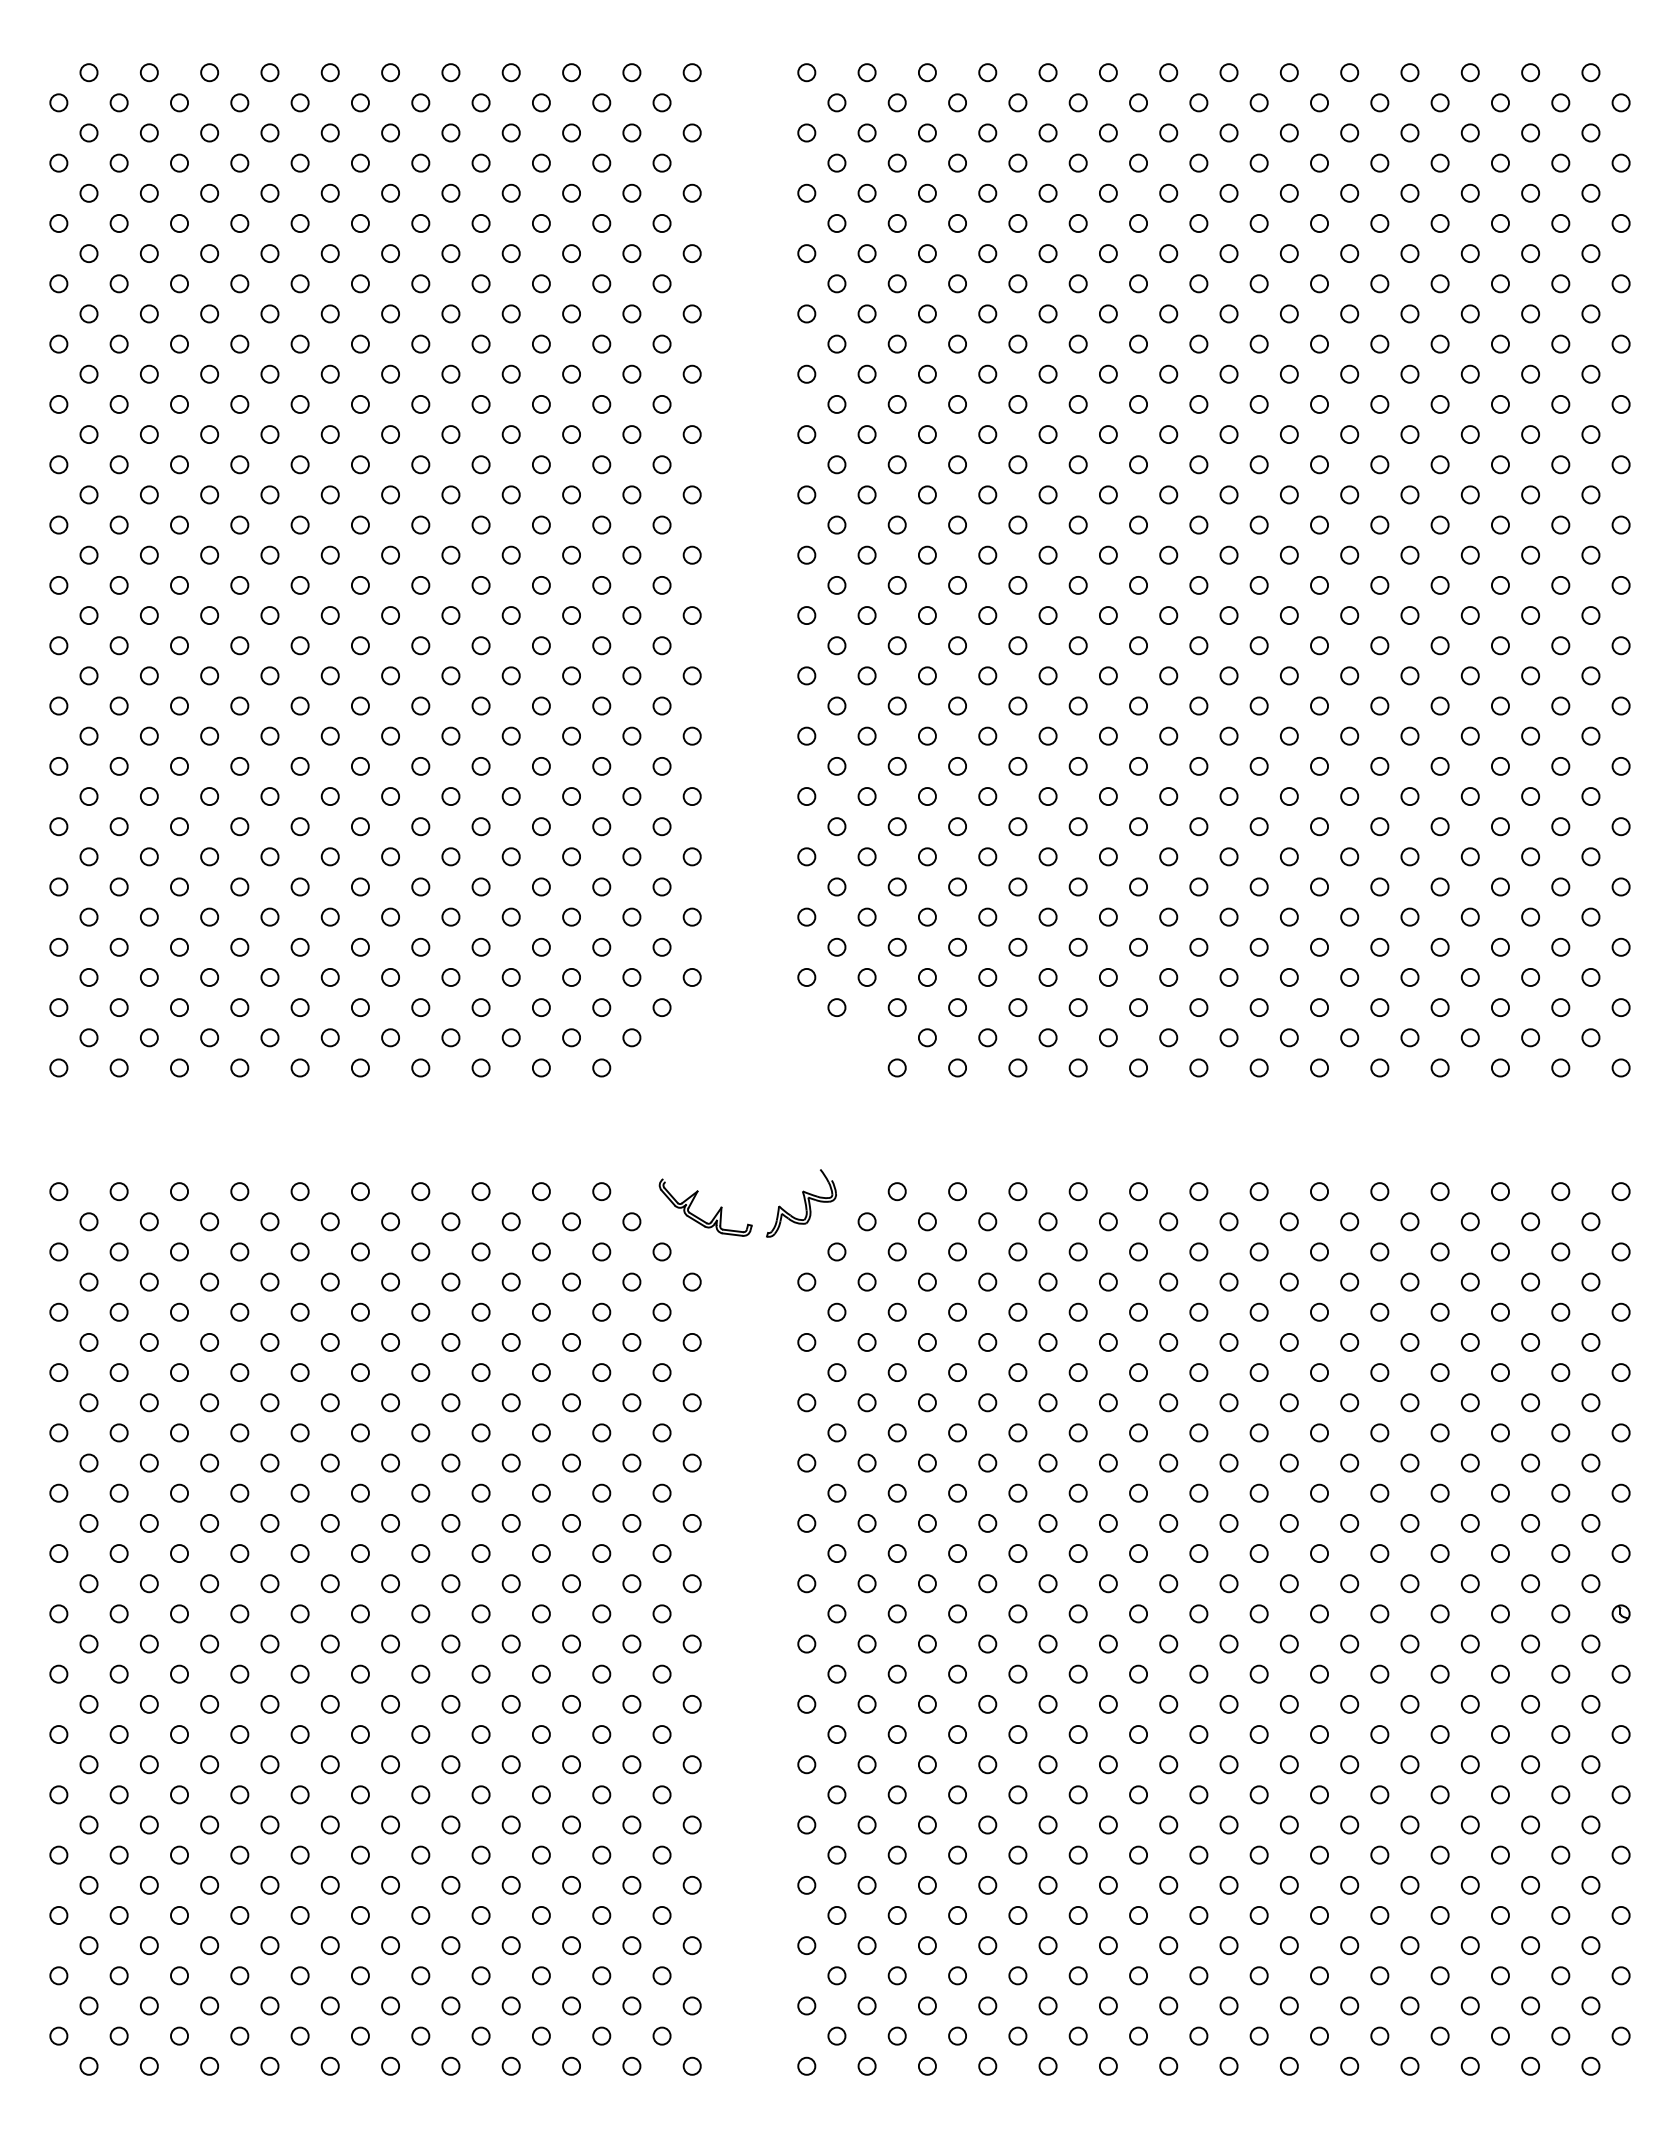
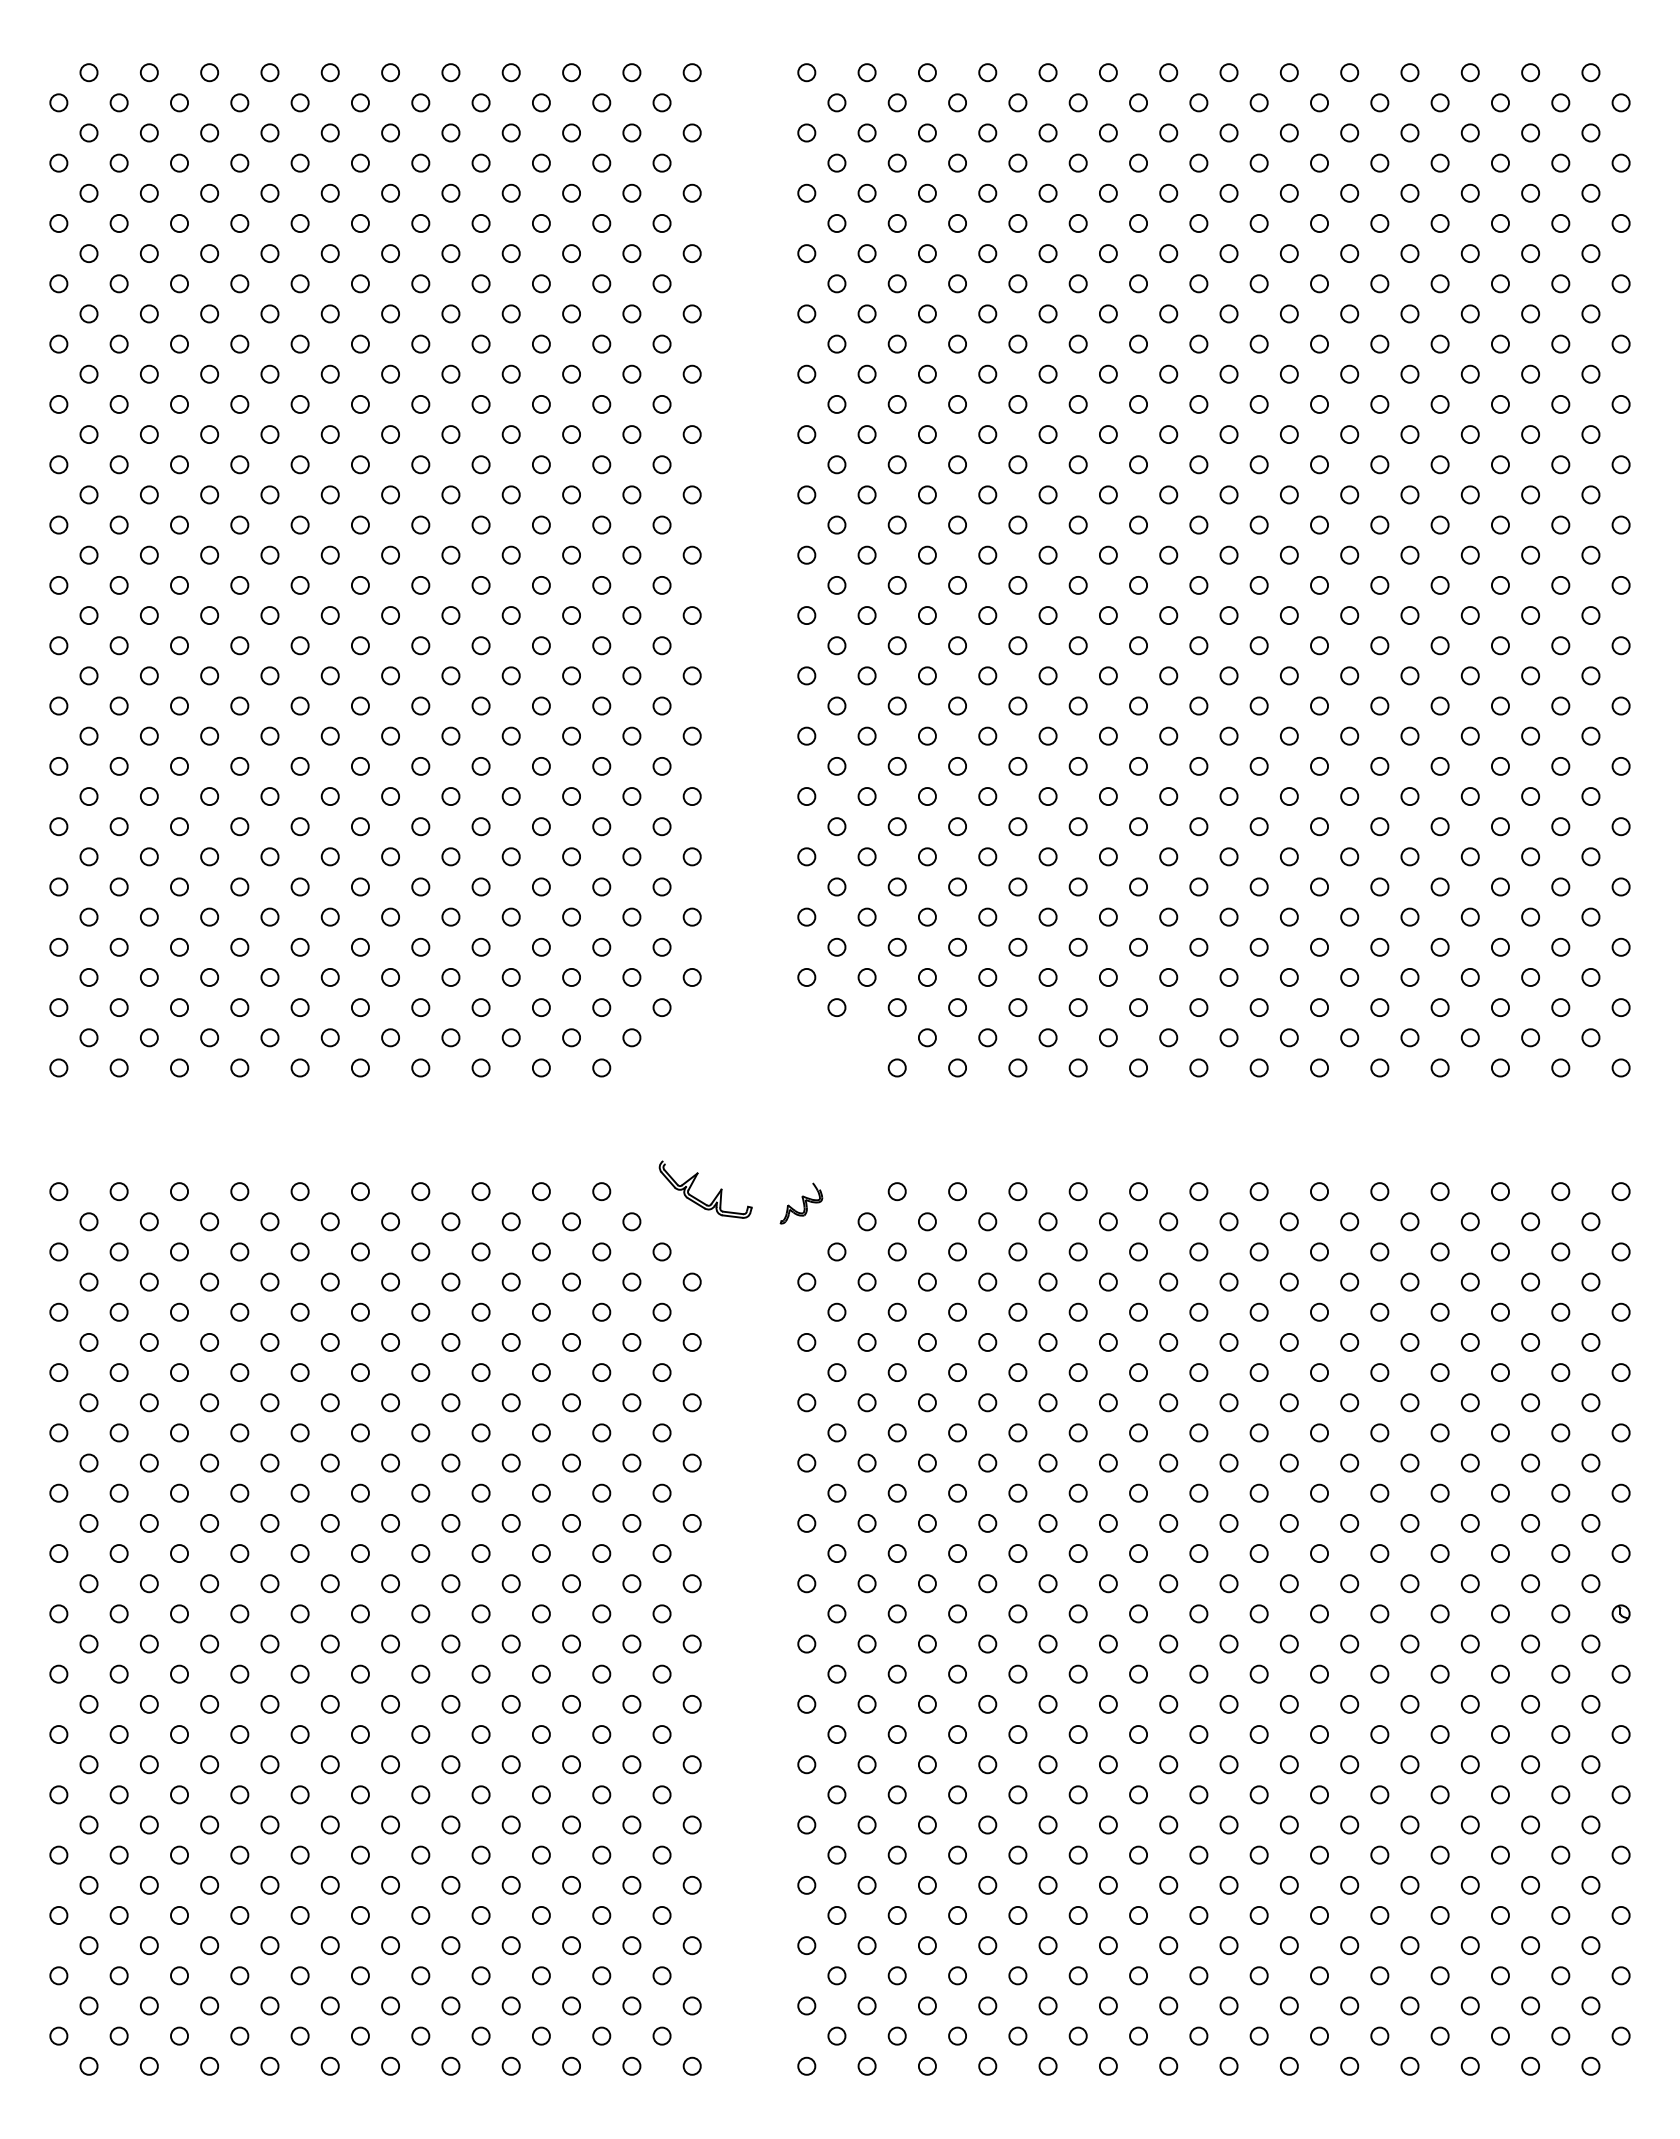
part size: 71x69 px -> 45x43 px (801, 1203)
part position: (699, 1217) -> (699, 1199) (699, 1199)
